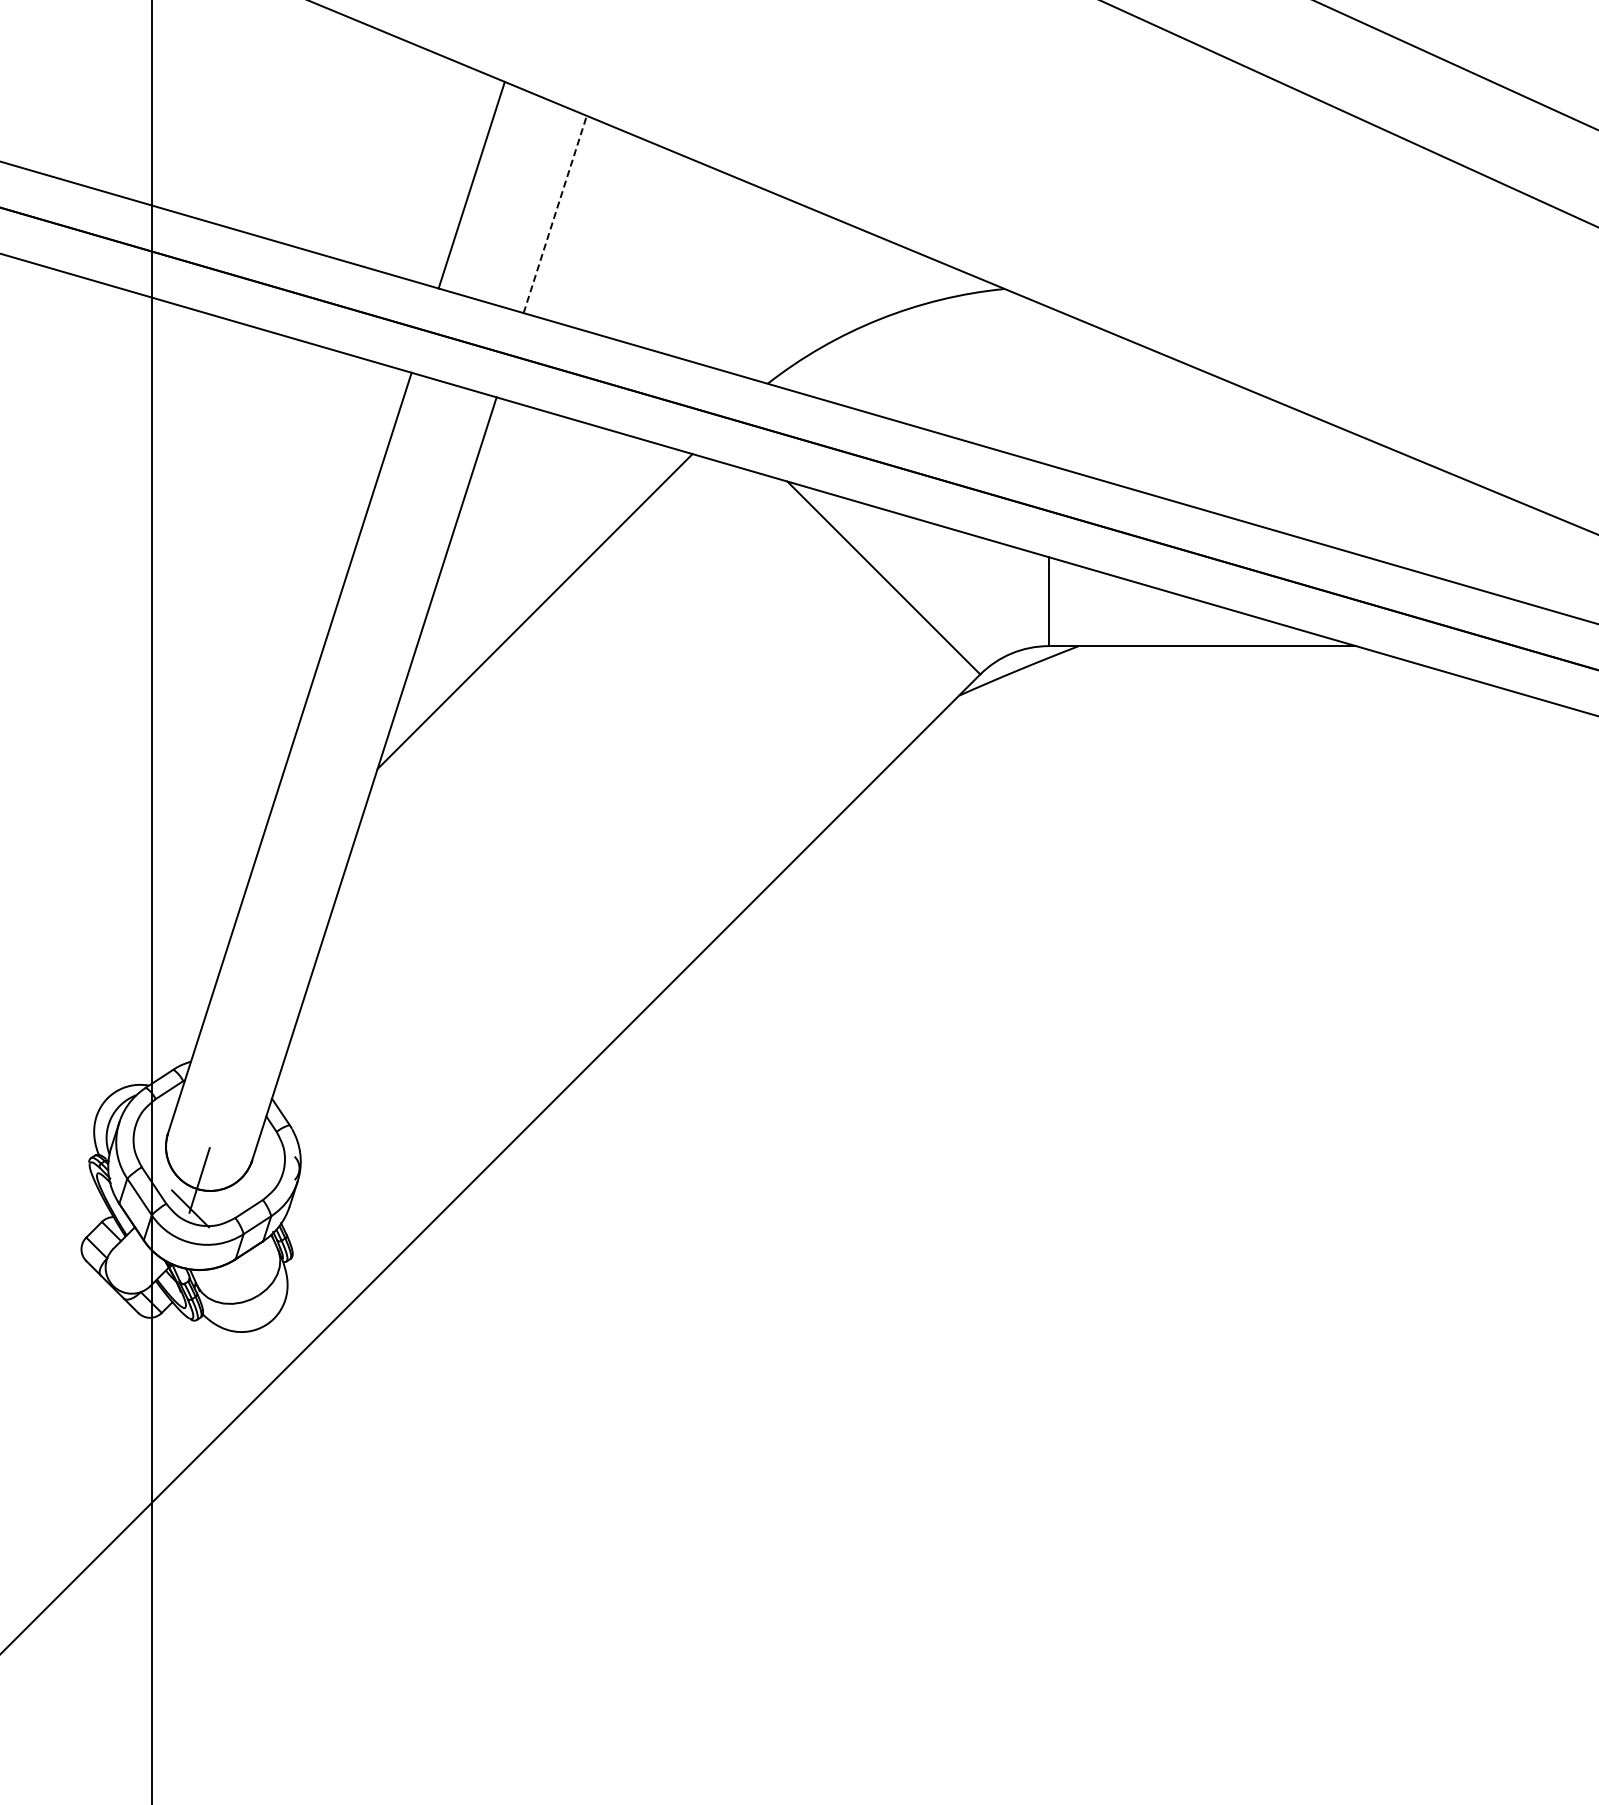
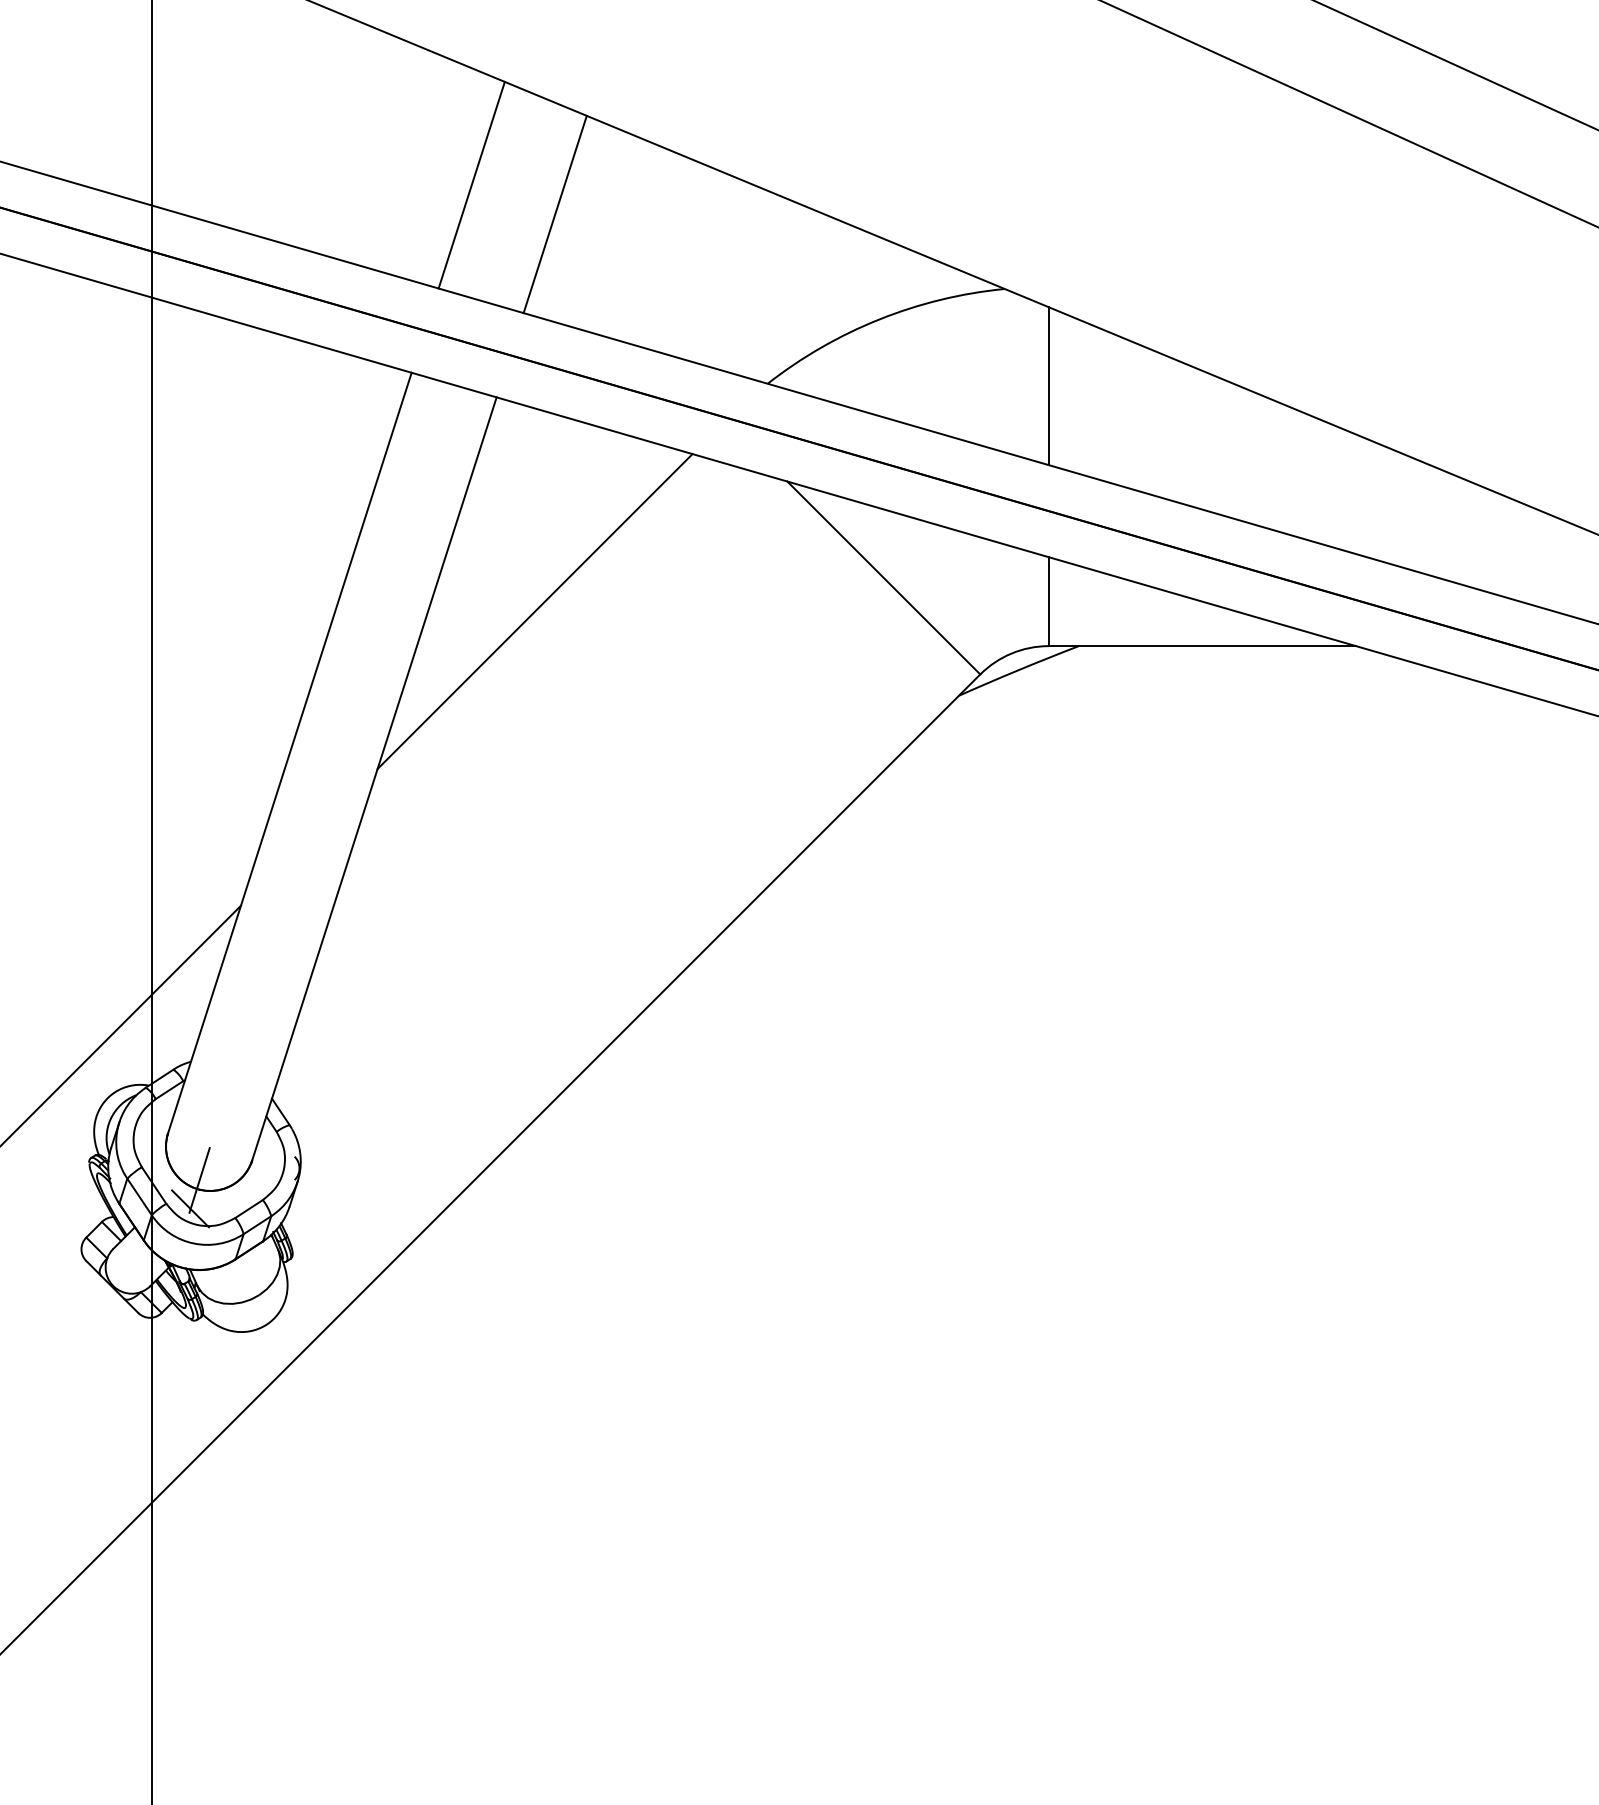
line: dashed -> solid (555, 214)
line: none -> present (1048, 386)
line: none -> present (121, 1024)
